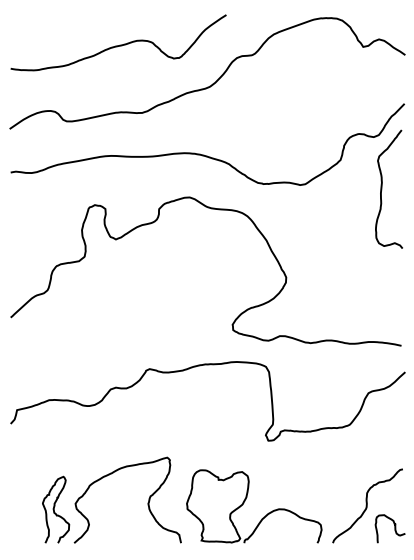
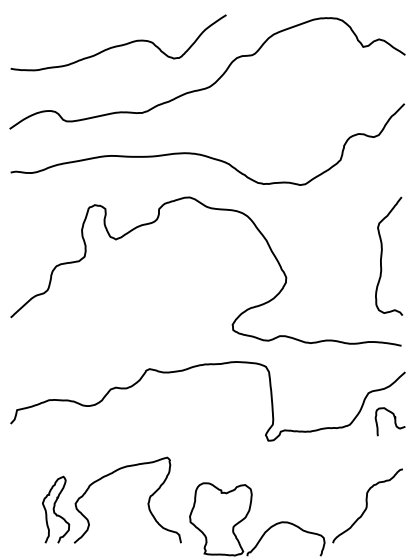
curve position: (382, 188) -> (382, 255) (382, 255)
part position: (245, 501) -> (248, 514) (248, 514)
curve position: (394, 528) -> (394, 421) (394, 421)
